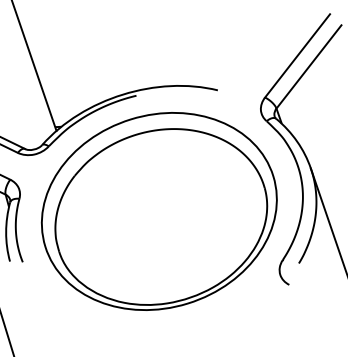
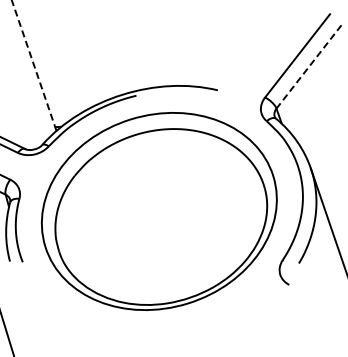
line: solid -> dashed (34, 65)
line: solid -> dashed (308, 66)
